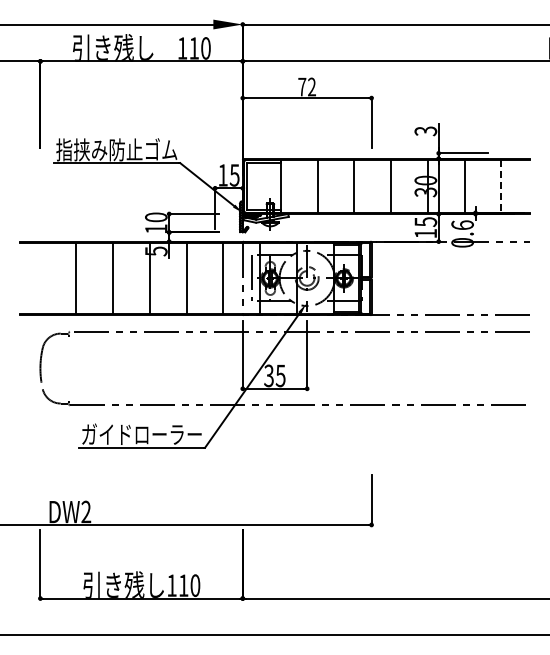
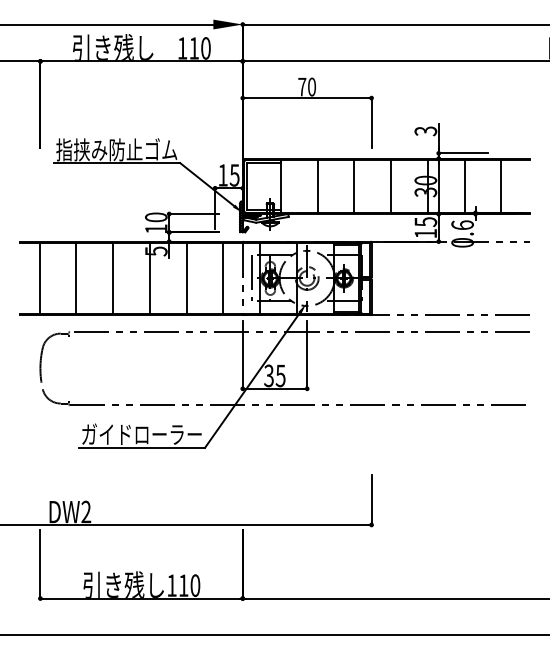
text: 72 -> 70 (311, 86)
line: dashed -> solid (501, 186)
line: none -> present (39, 278)
